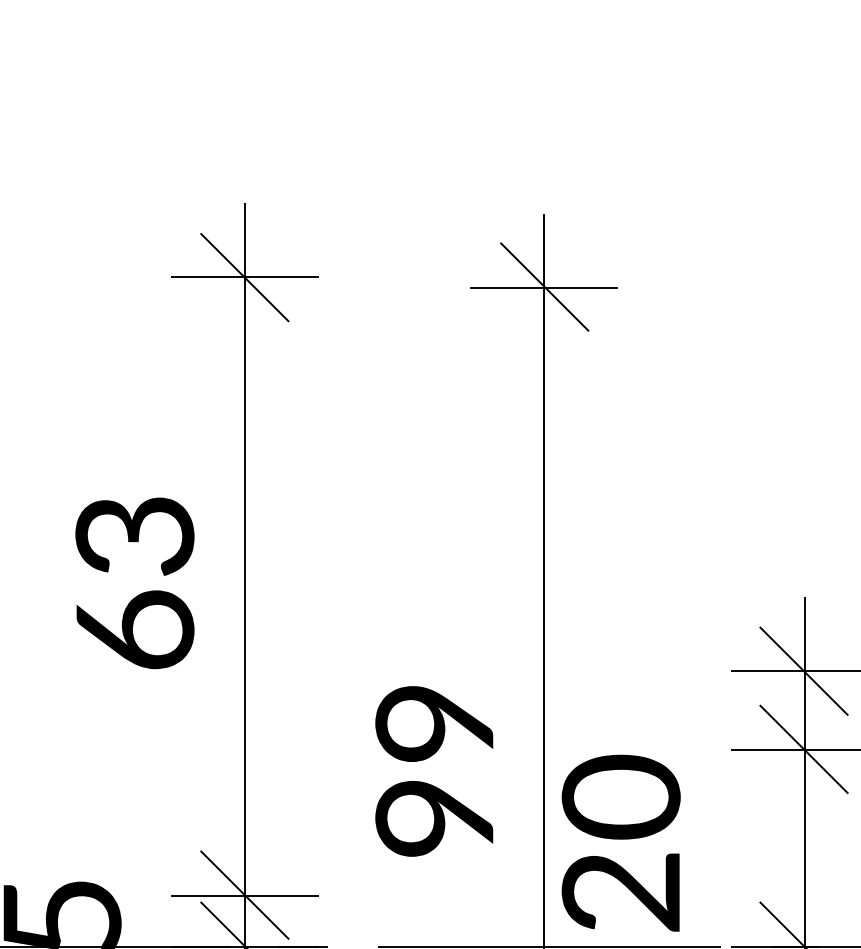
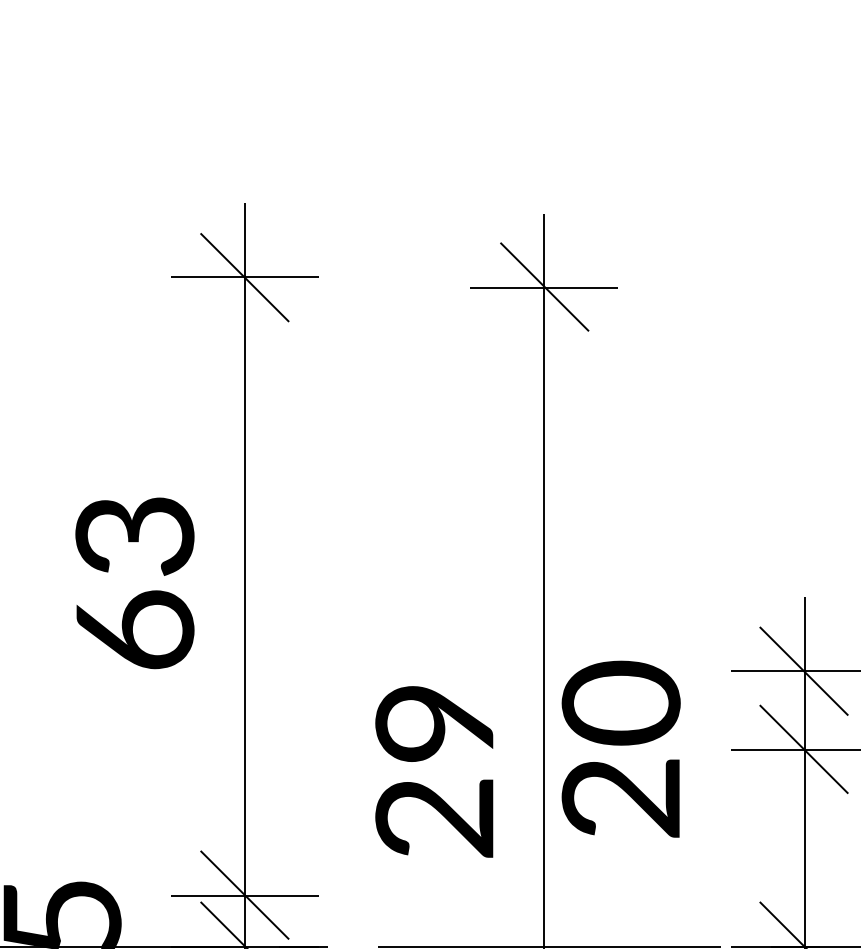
text: 99 -> 29 (434, 818)
text position: (620, 842) -> (620, 748) (620, 748)
